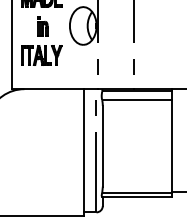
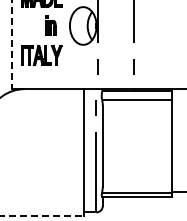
part position: (42, 26) -> (50, 25) (50, 25)
line: solid -> dashed (11, 45)
line: solid -> dashed (42, 215)
